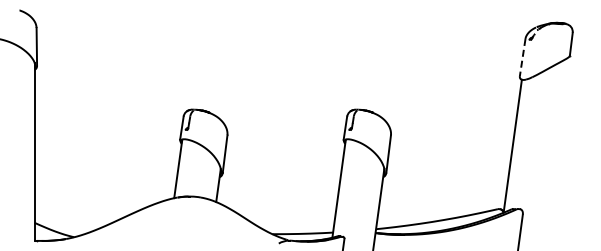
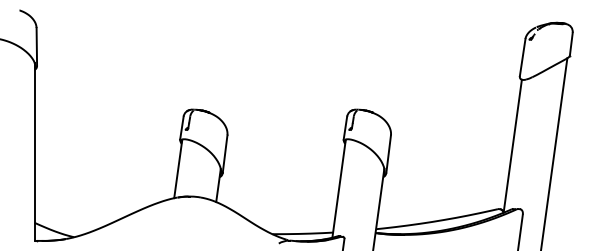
line: dashed -> solid (522, 57)
line: none -> present (554, 152)
